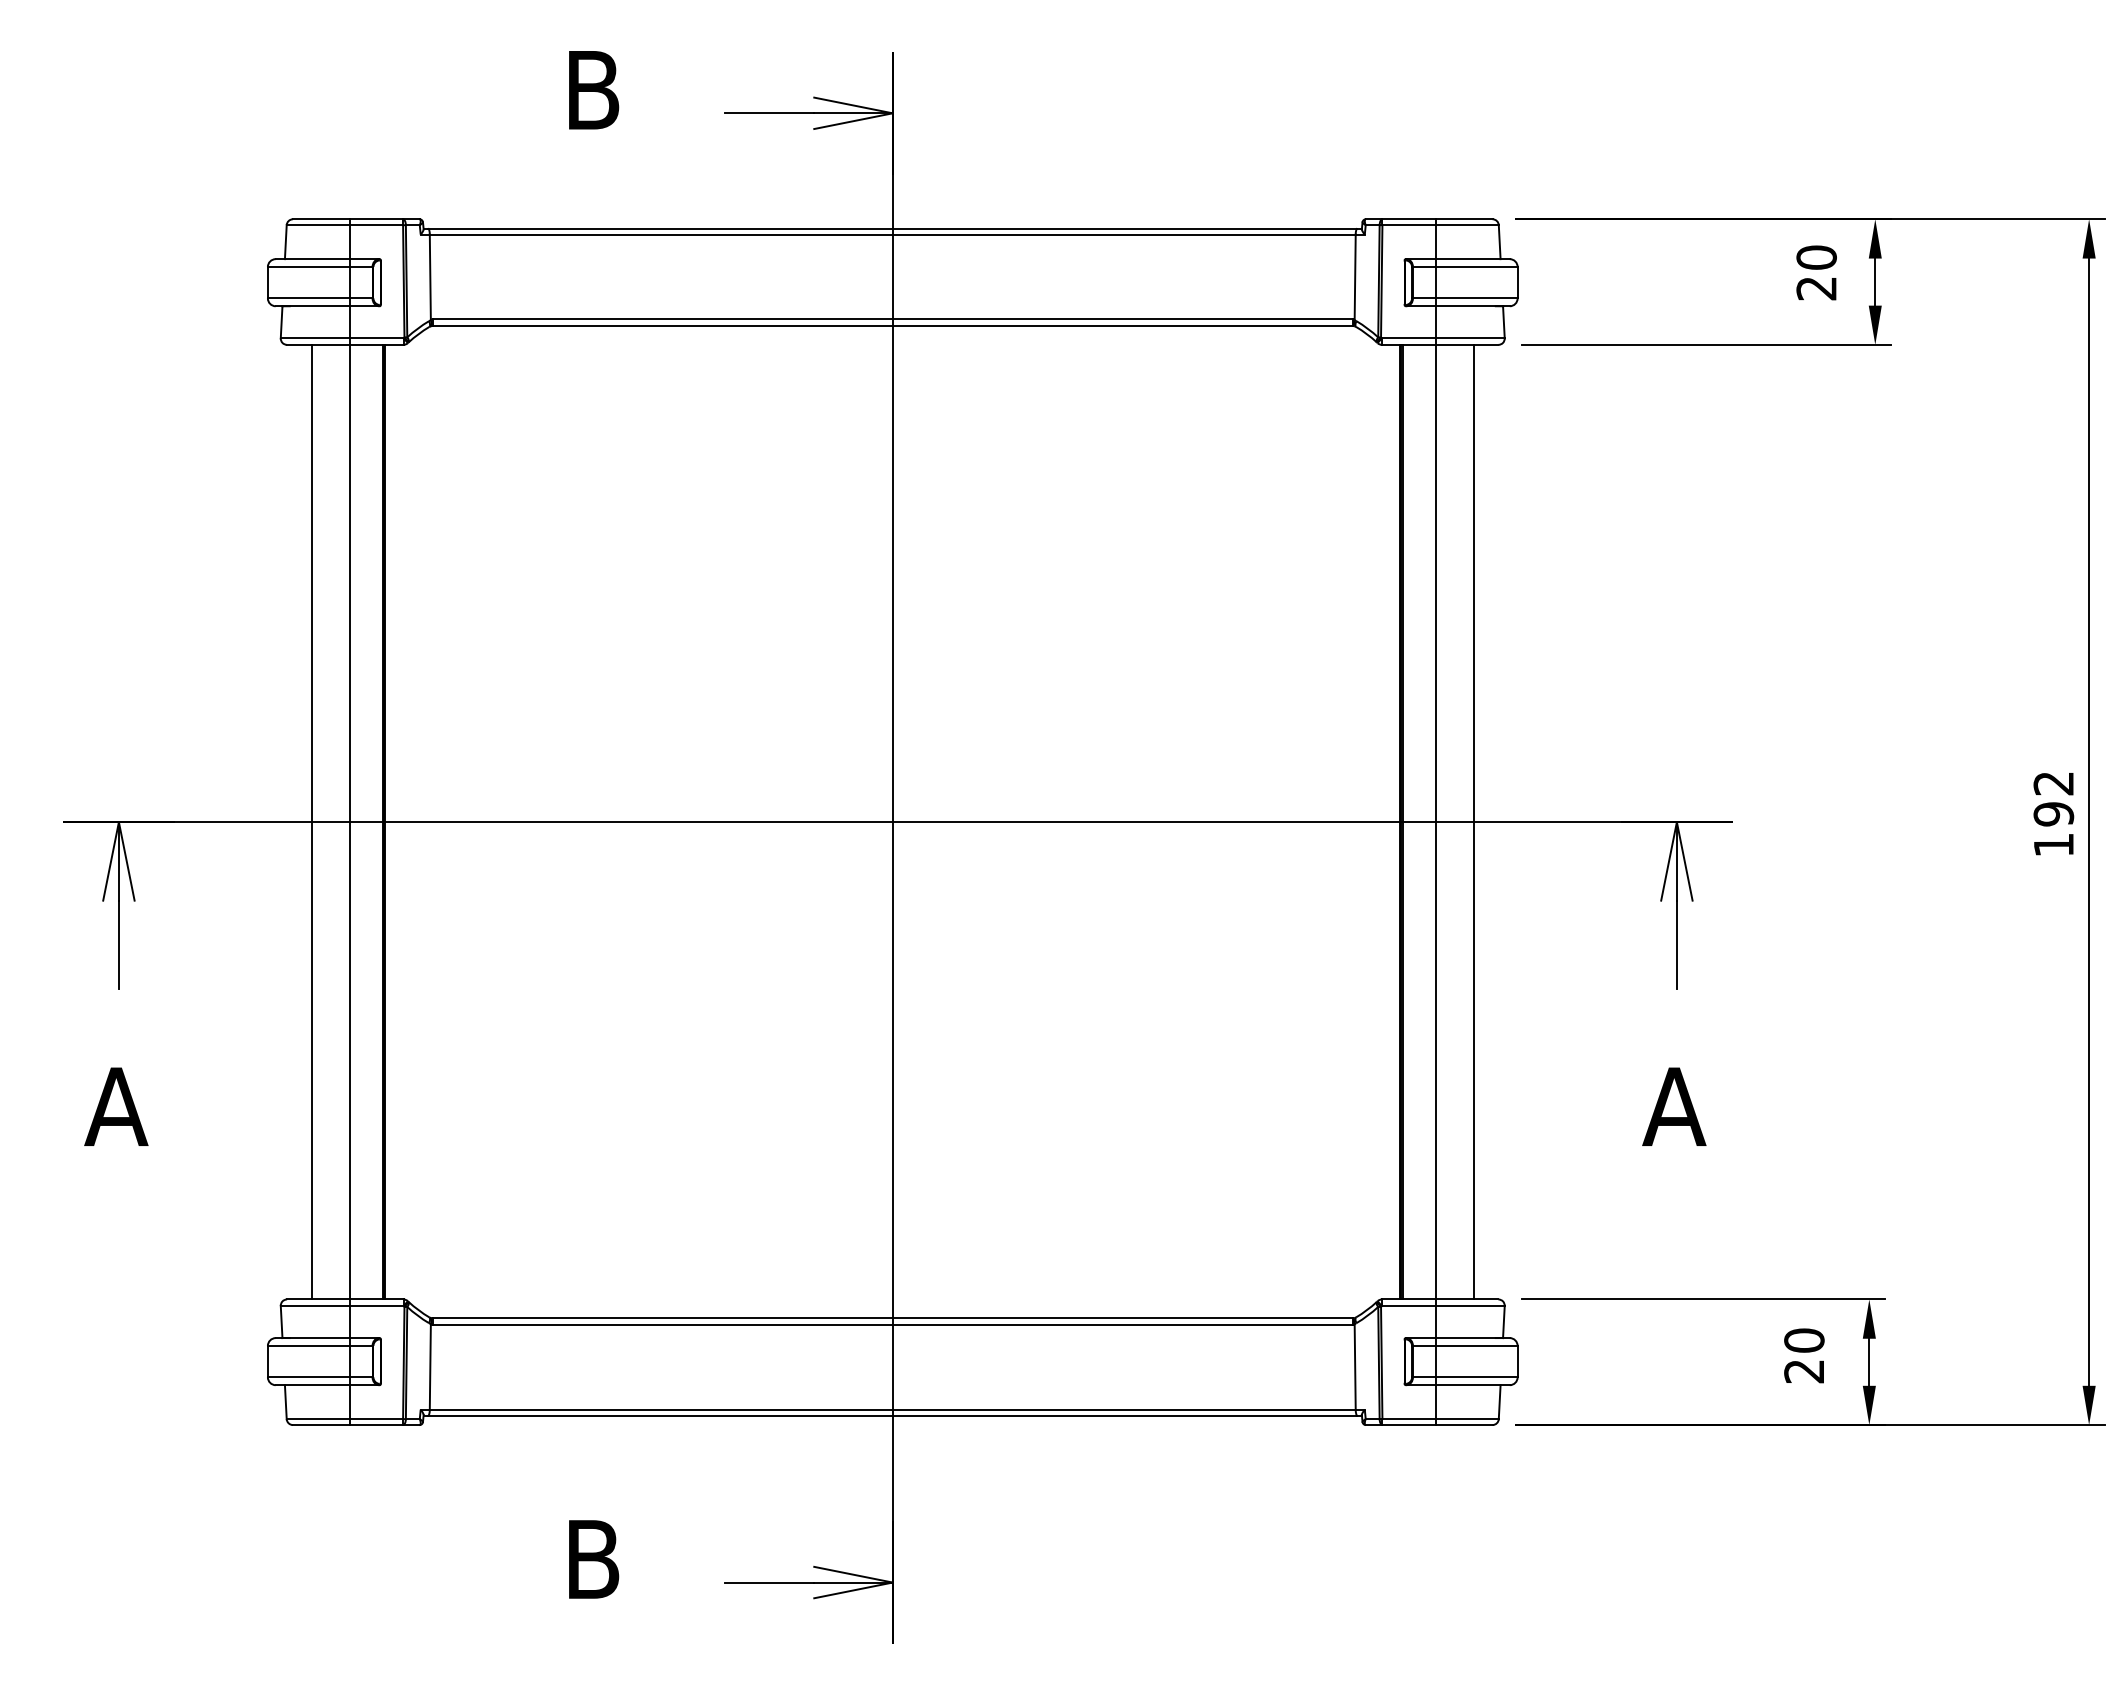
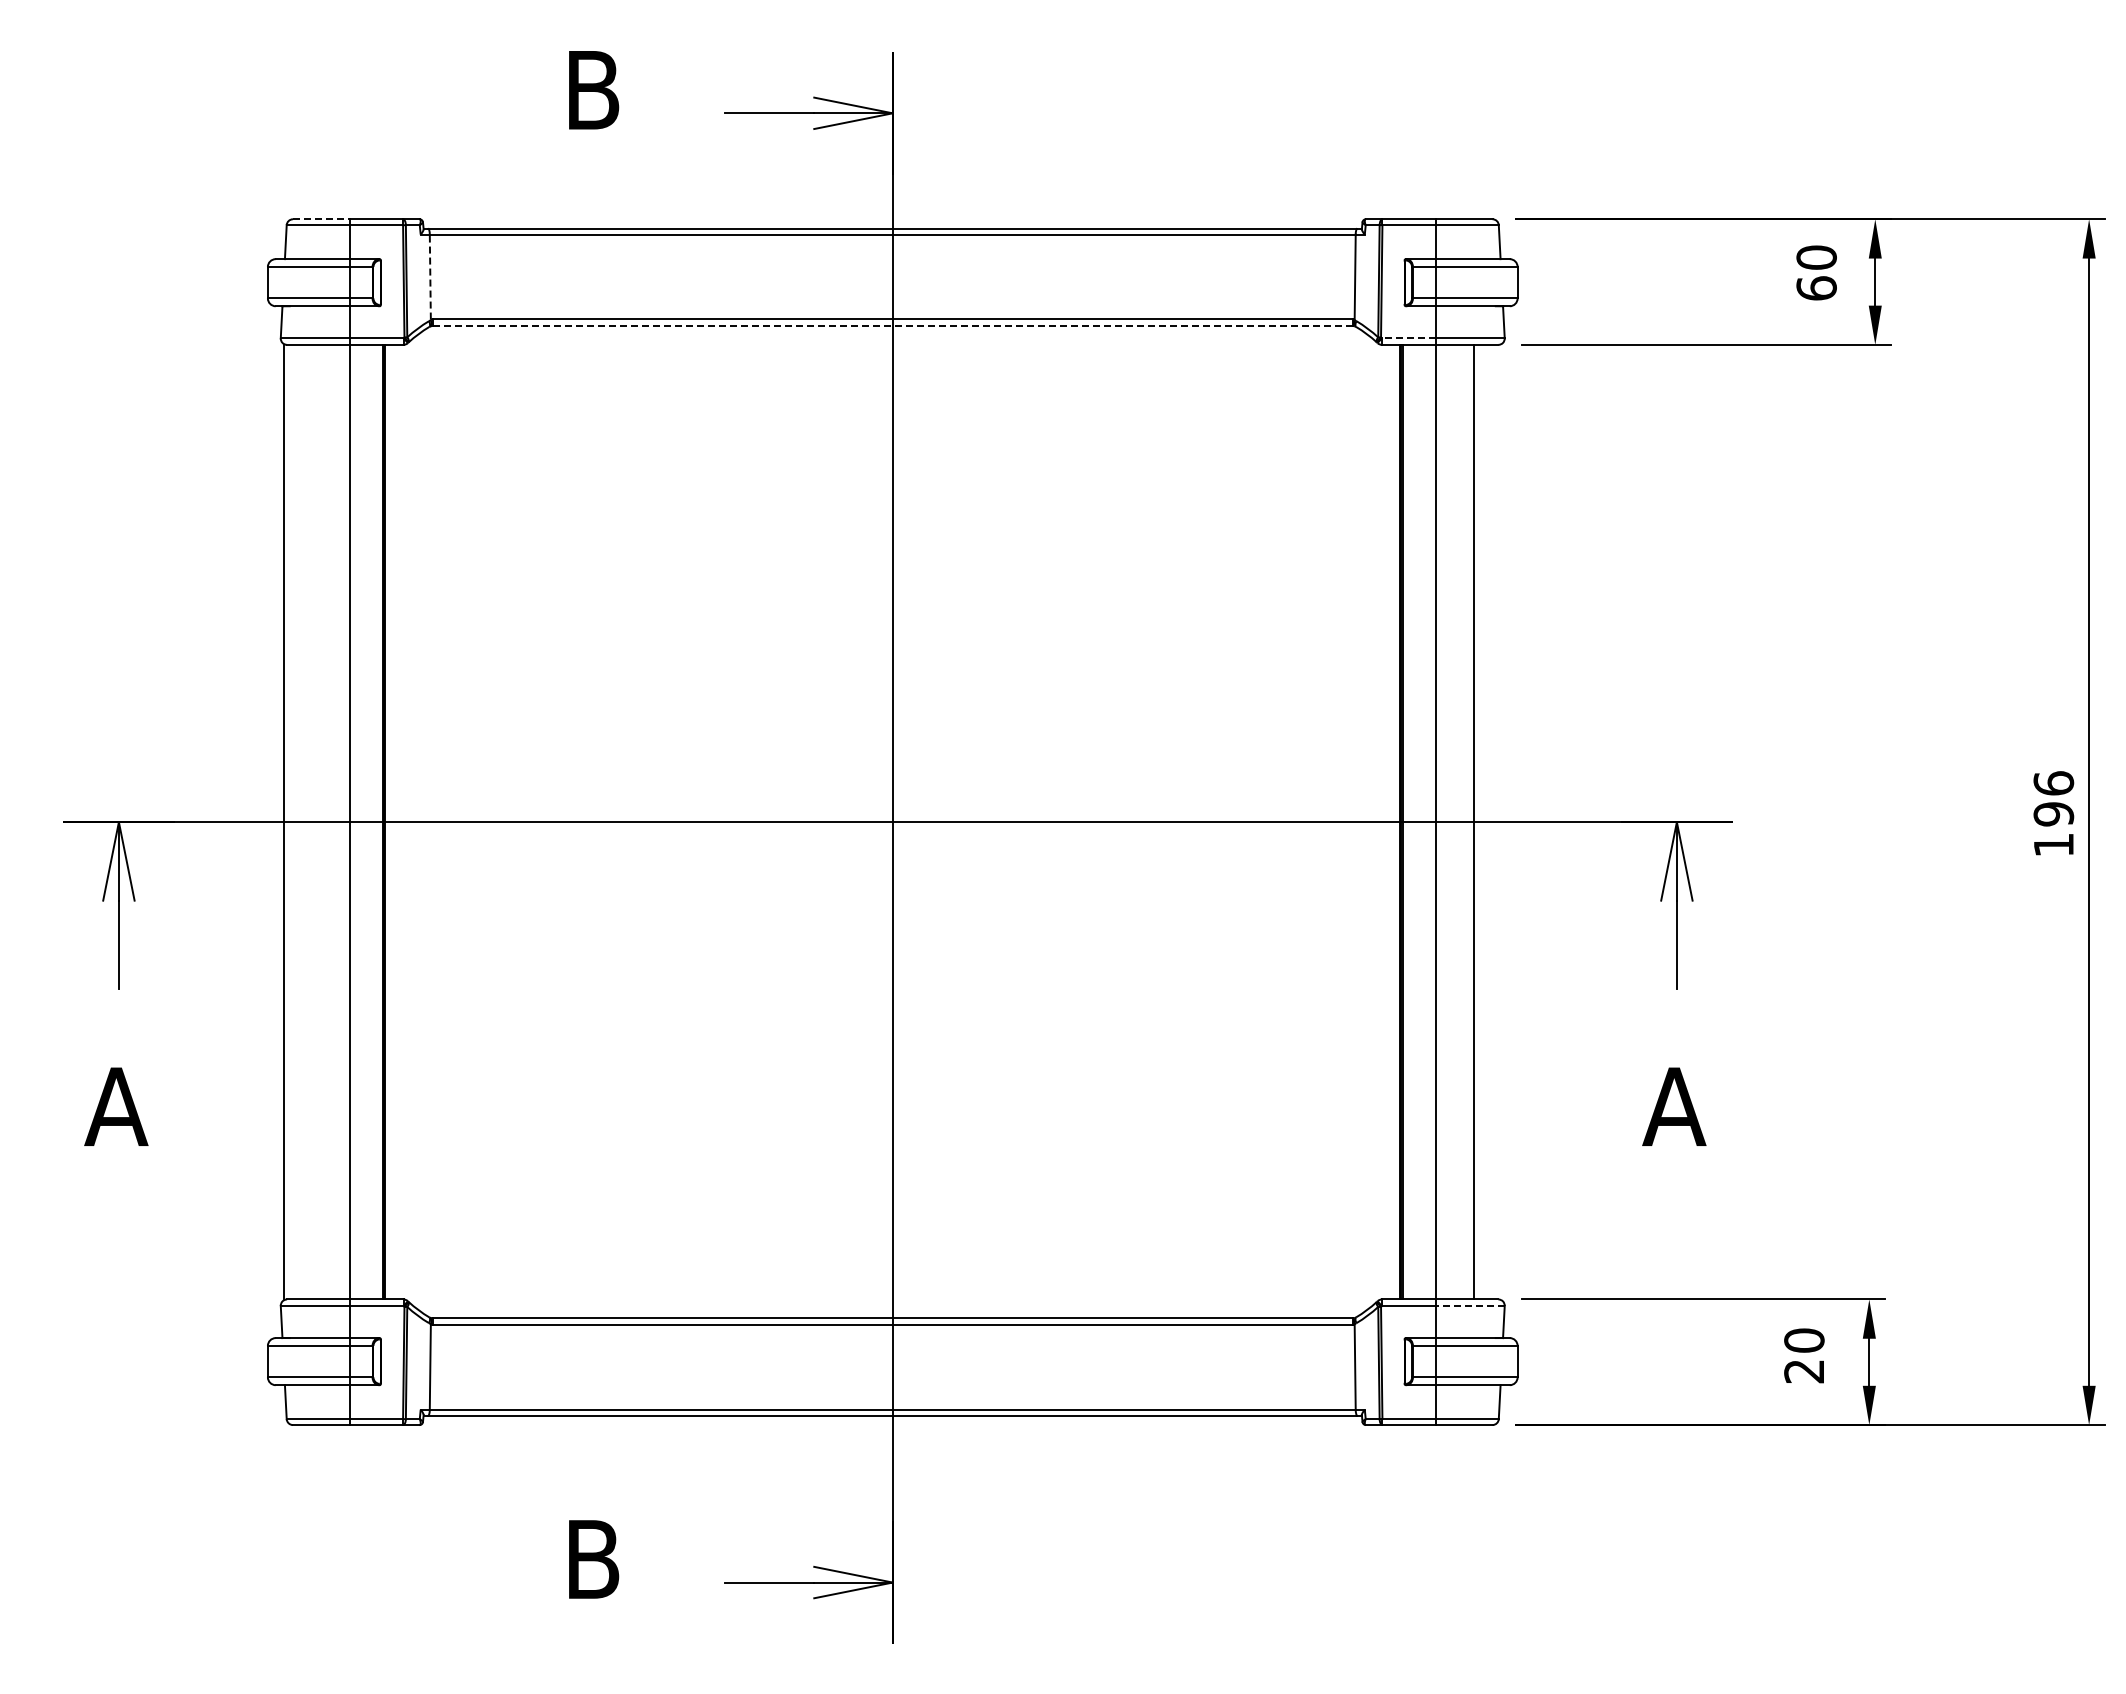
line: solid -> dashed (321, 219)
line: solid -> dashed (430, 276)
text: 20 -> 60 (1816, 288)
line: solid -> dashed (893, 326)
line: solid -> dashed (1408, 338)
text: 192 -> 196 (2053, 783)
line position: (311, 821) -> (283, 821) (283, 821)
line: solid -> dashed (1469, 1306)
